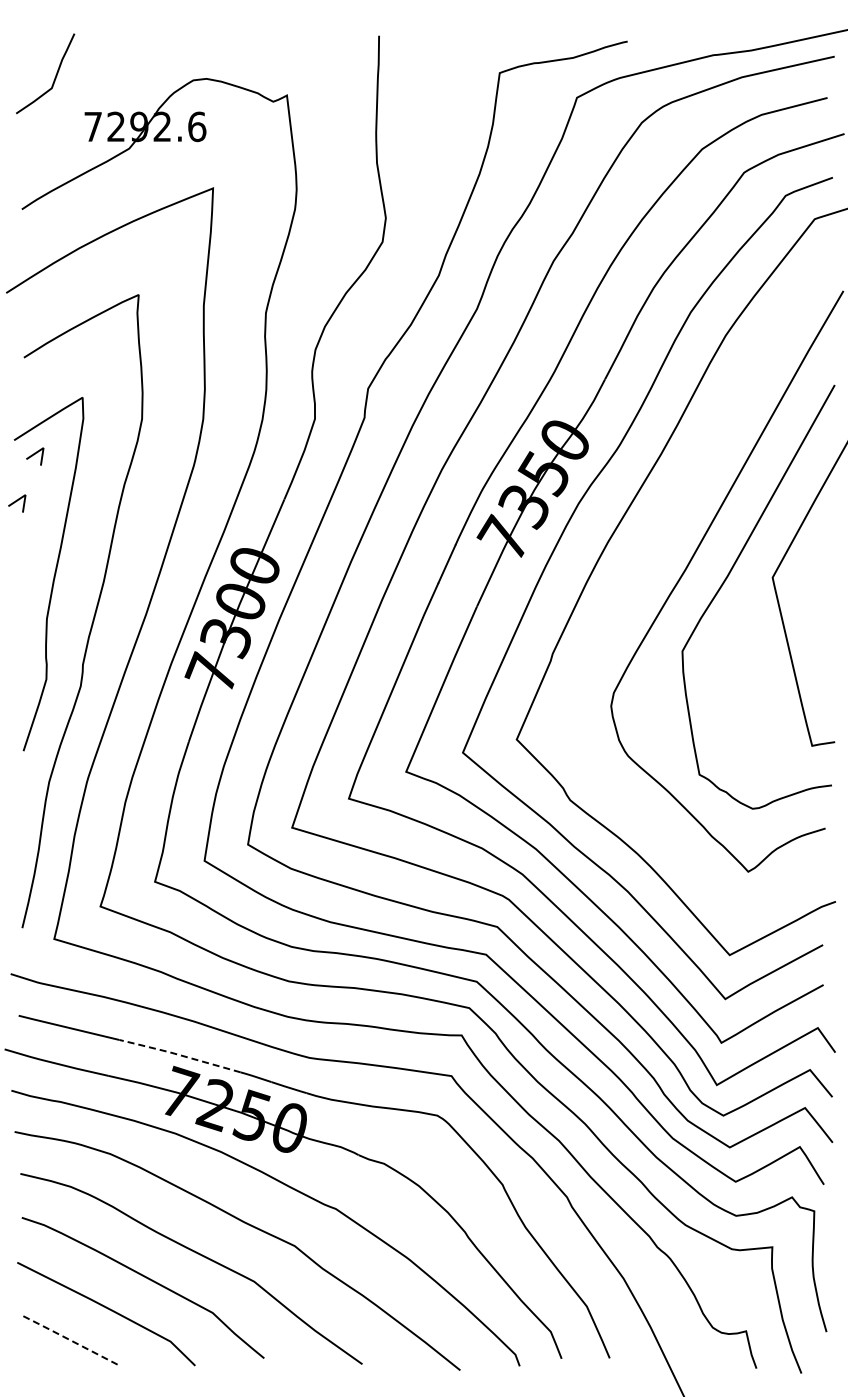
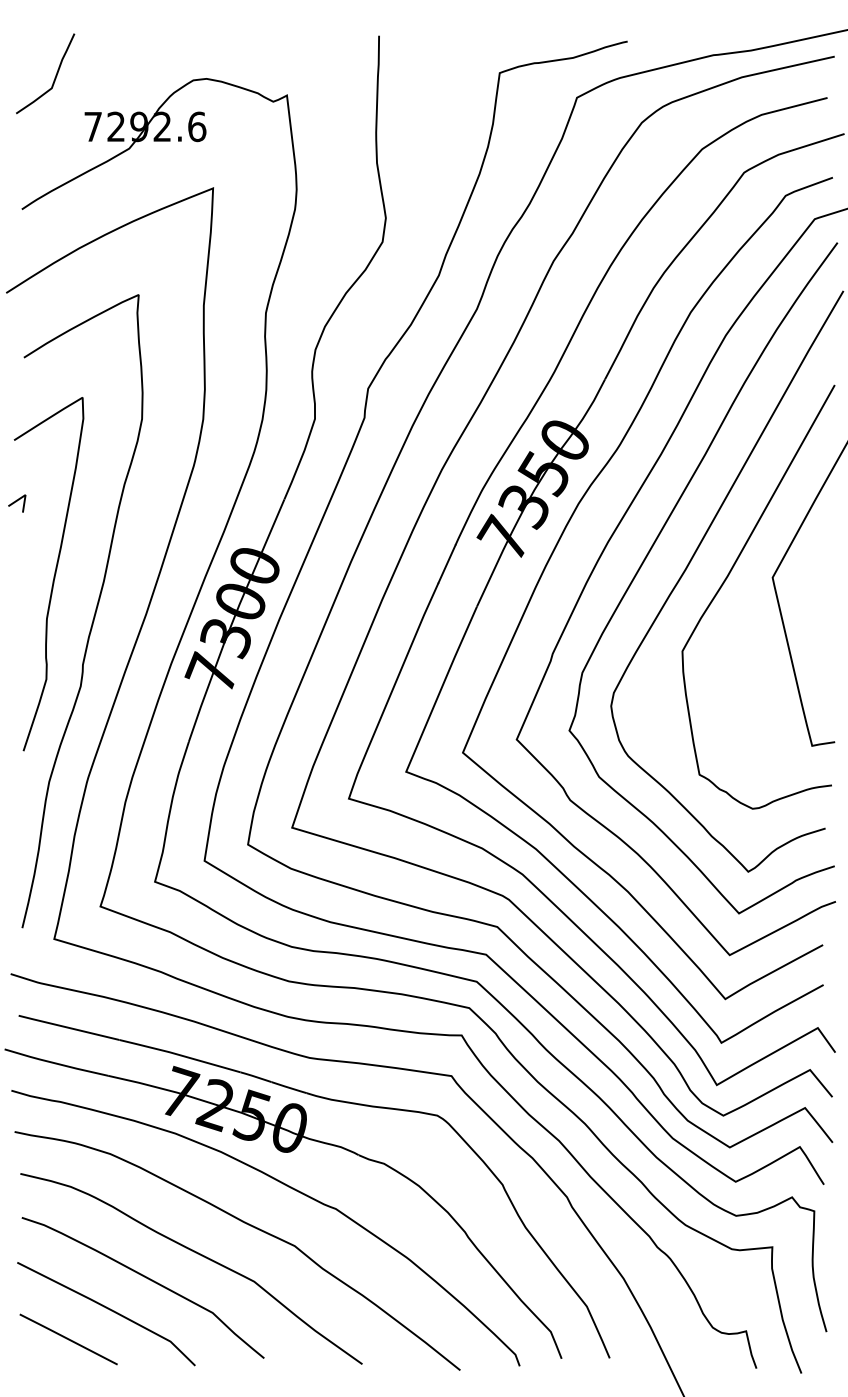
line: present -> none (34, 455)
curve: none -> present (652, 548)
line: dashed -> solid (178, 1054)
line: dashed -> solid (67, 1338)
